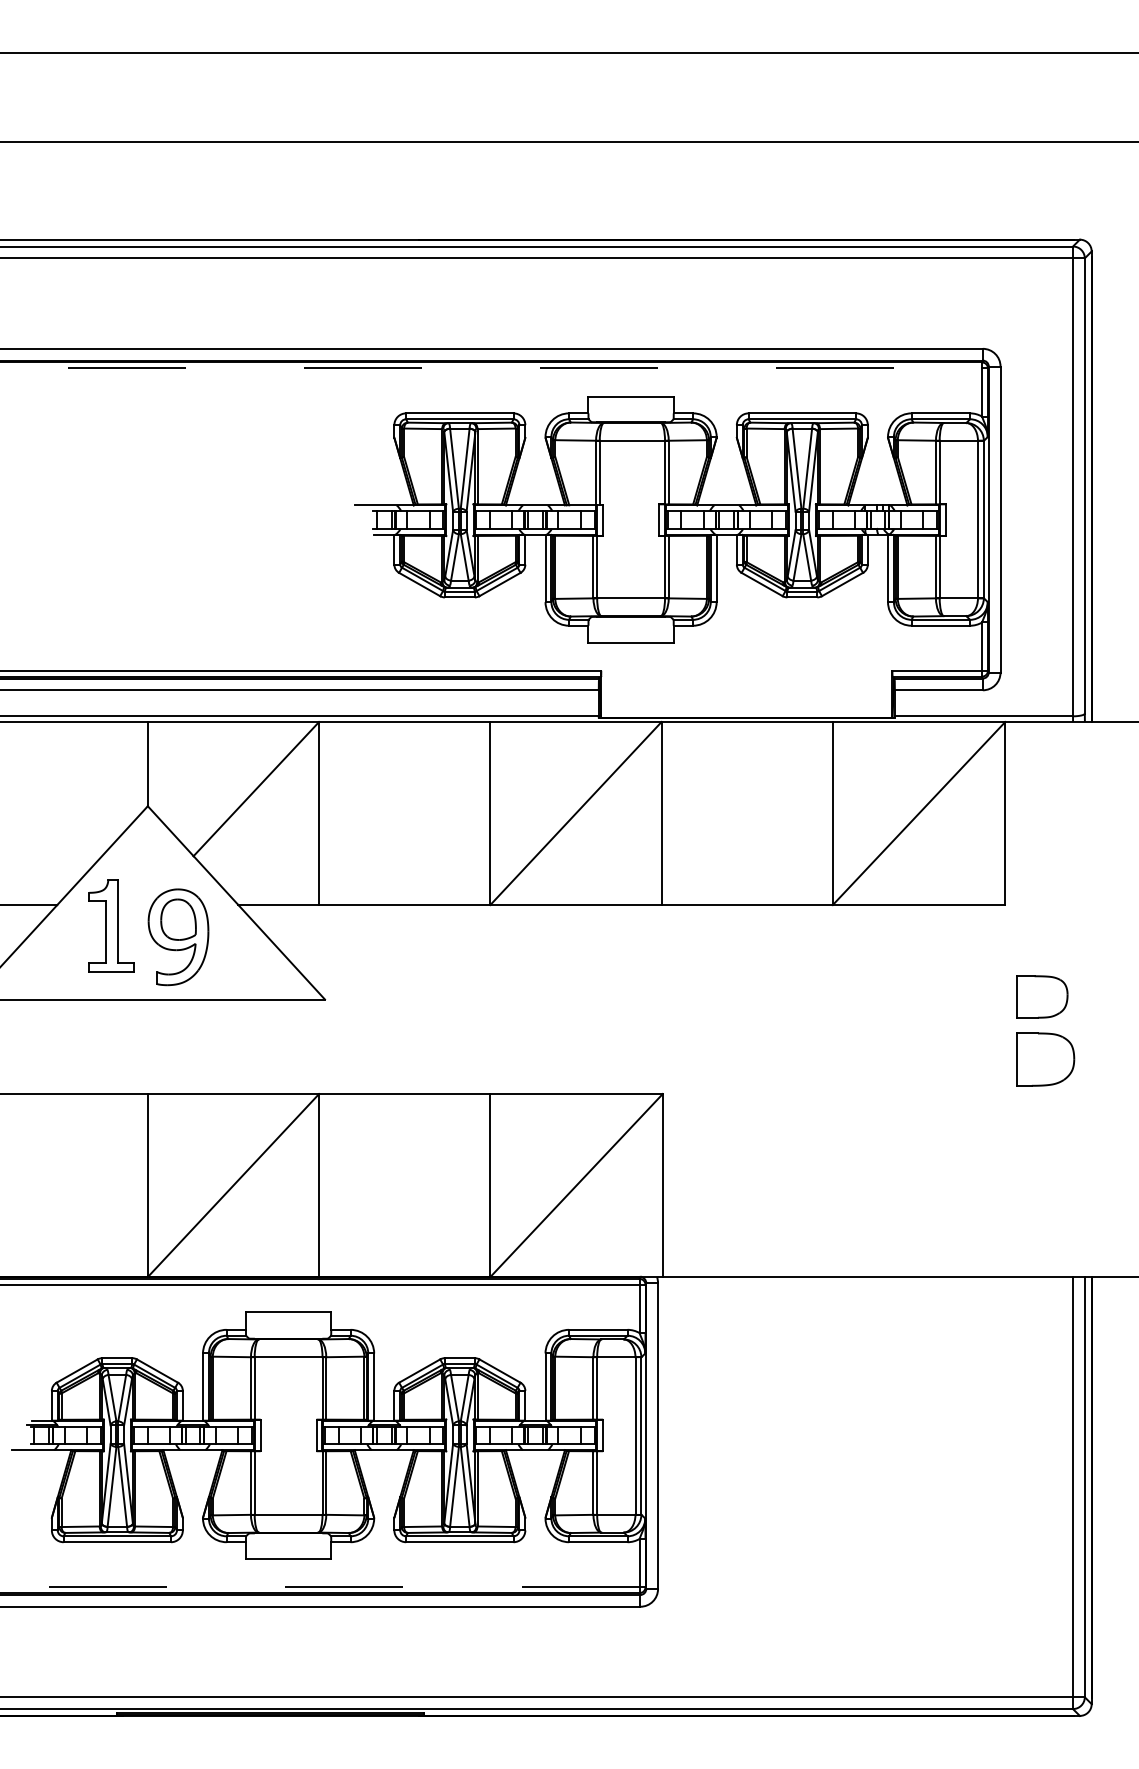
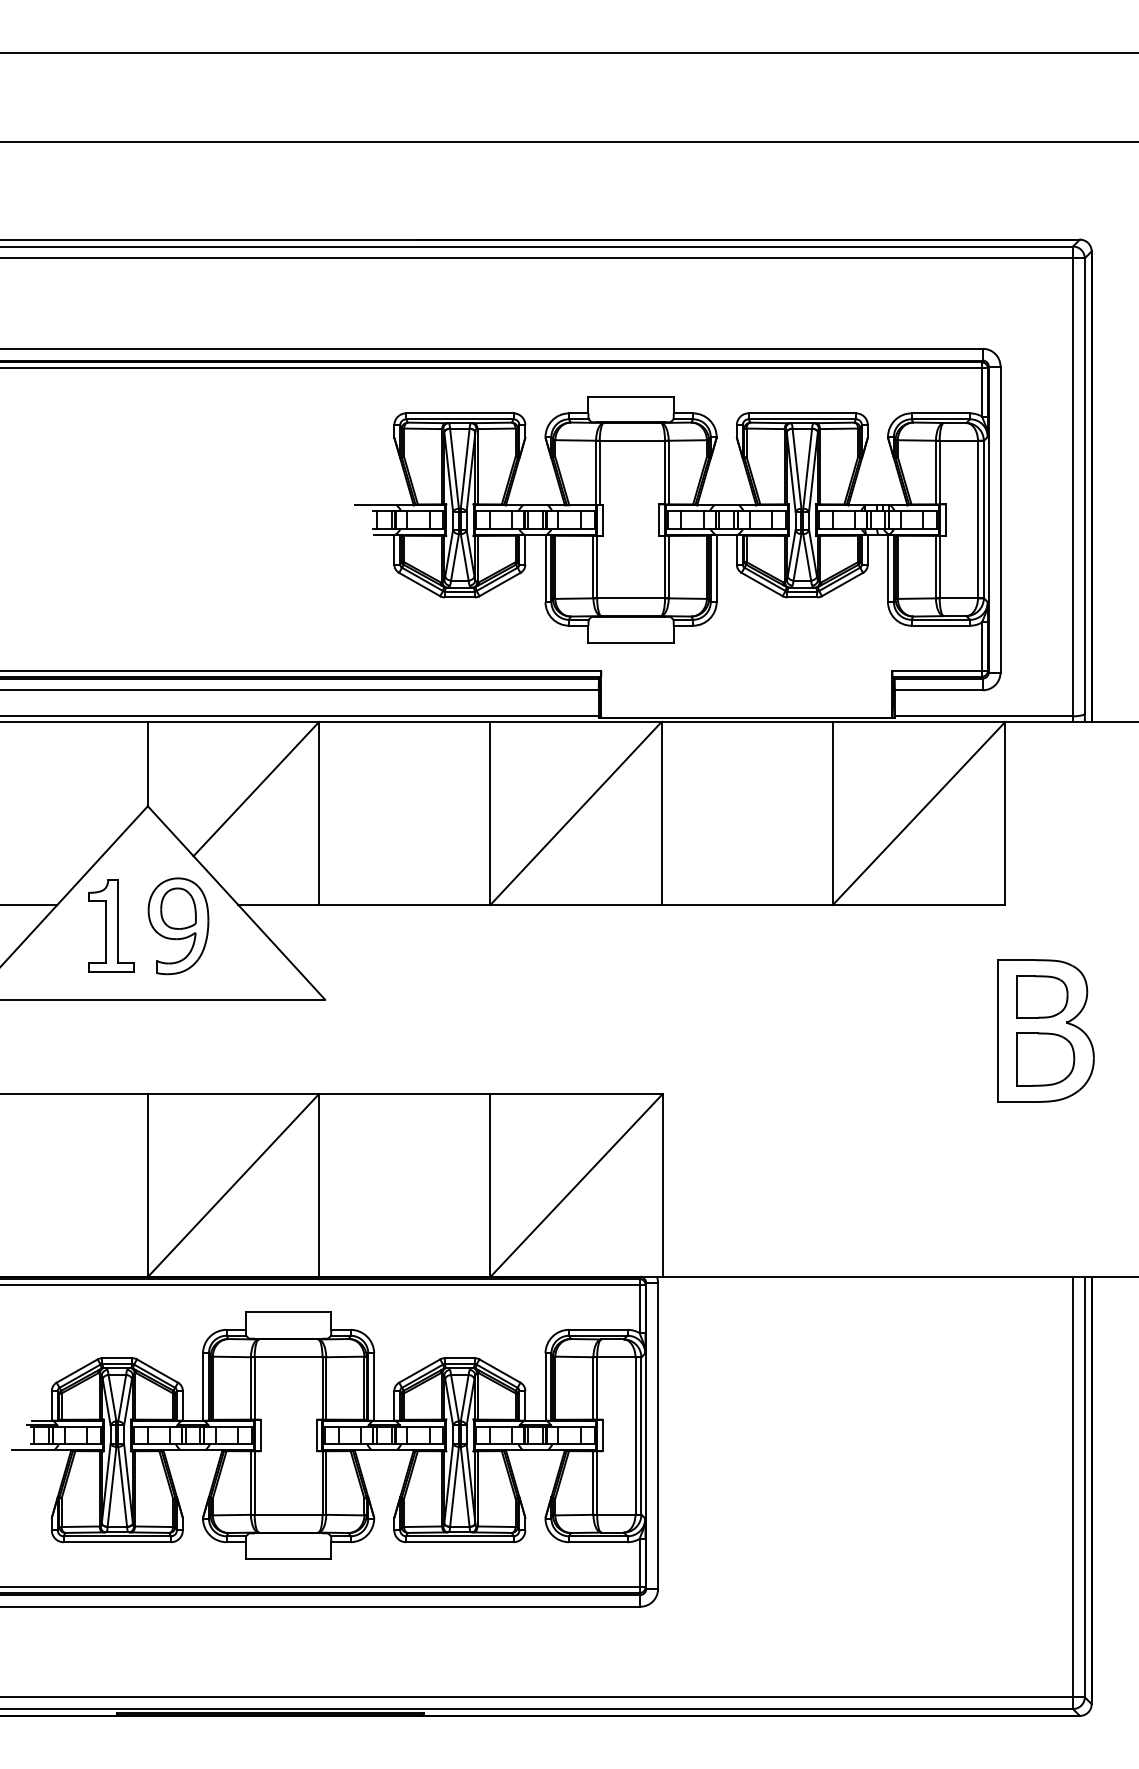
line: dashed -> solid (491, 368)
part position: (178, 937) -> (178, 926) (178, 926)
part: none -> present (1045, 1030)
line: dashed -> solid (319, 1587)
